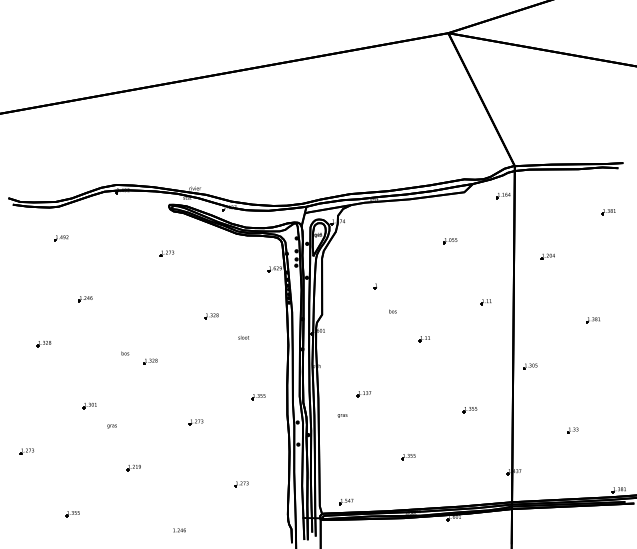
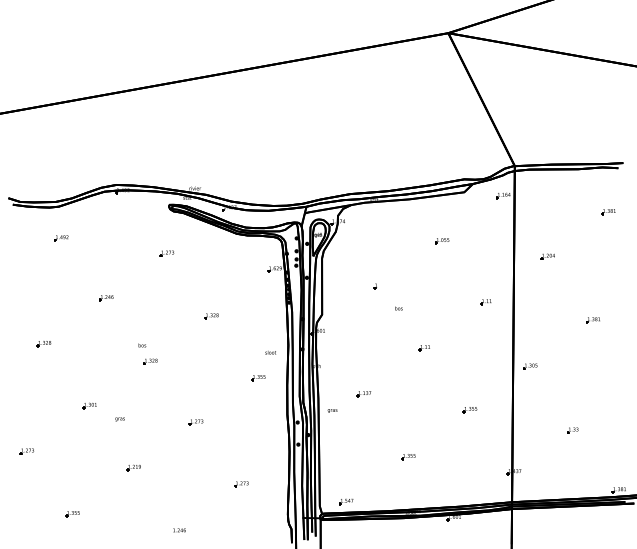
part position: (450, 241) -> (442, 241) (442, 241)
part position: (85, 299) -> (106, 298) (106, 298)
text position: (392, 311) -> (398, 308) (398, 308)
text position: (243, 337) -> (270, 352) (270, 352)
part position: (423, 339) -> (423, 348) (423, 348)
text position: (125, 353) -> (142, 345) (142, 345)
part position: (258, 397) -> (258, 378) (258, 378)
text position: (342, 415) -> (332, 410) (332, 410)
text position: (111, 426) -> (119, 419) (119, 419)
